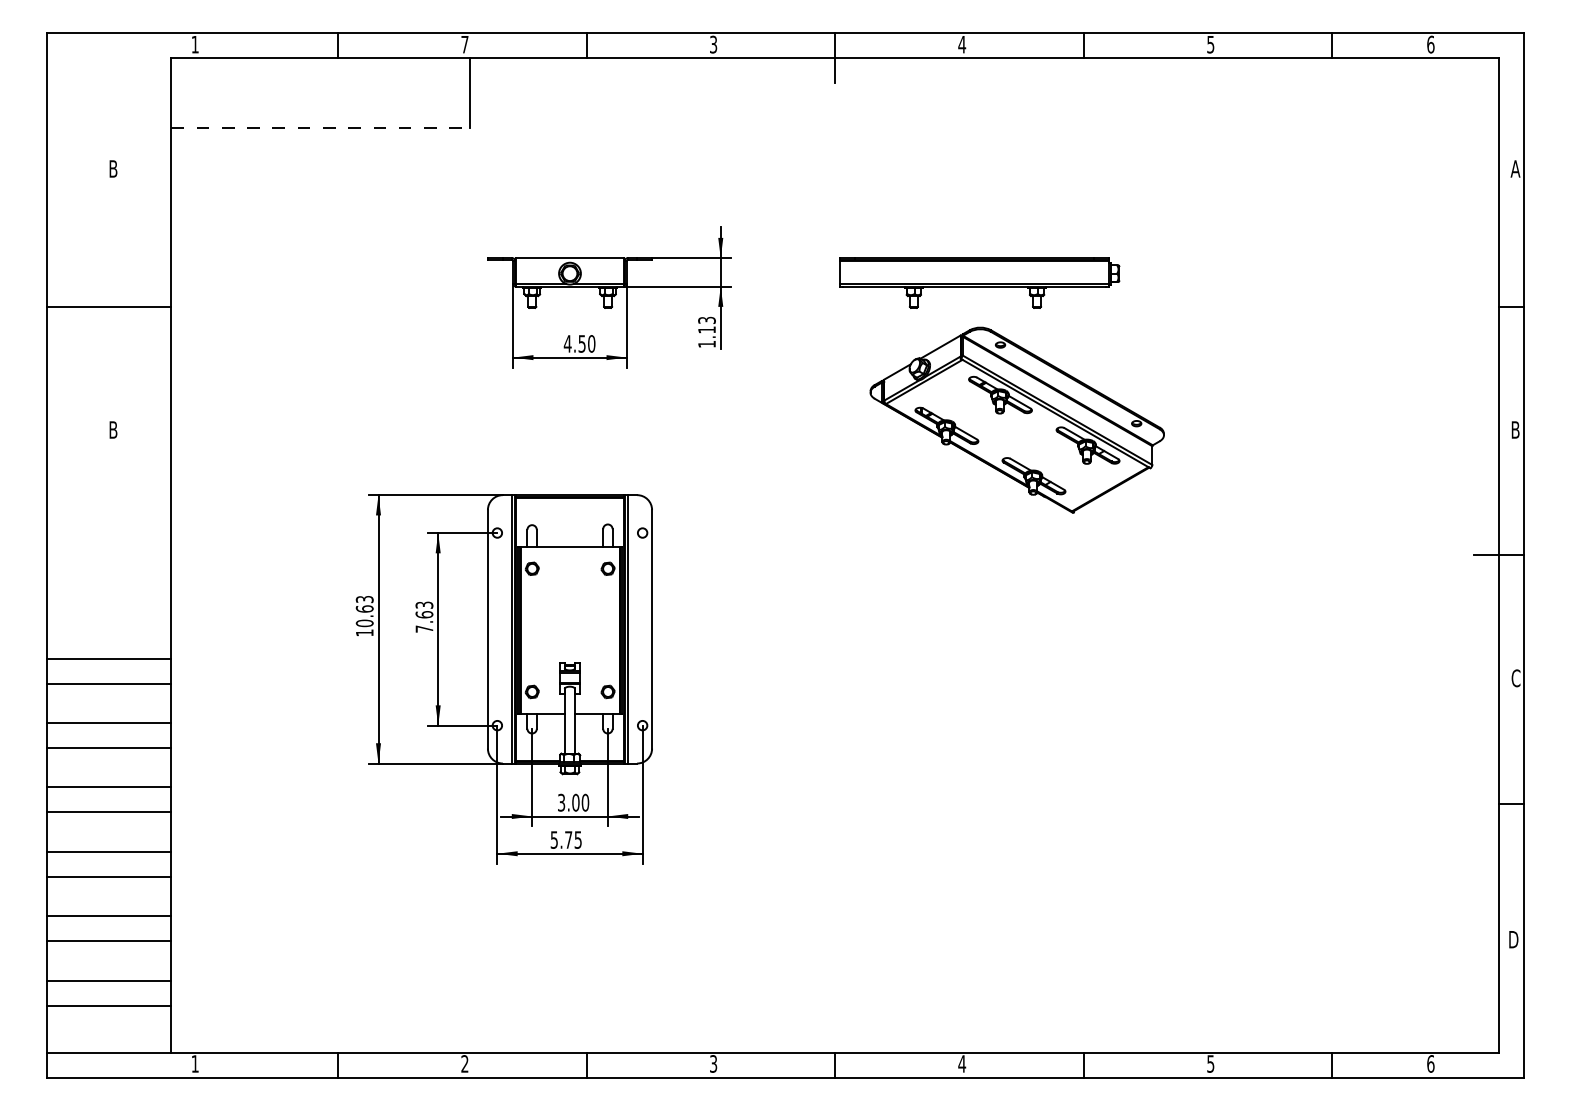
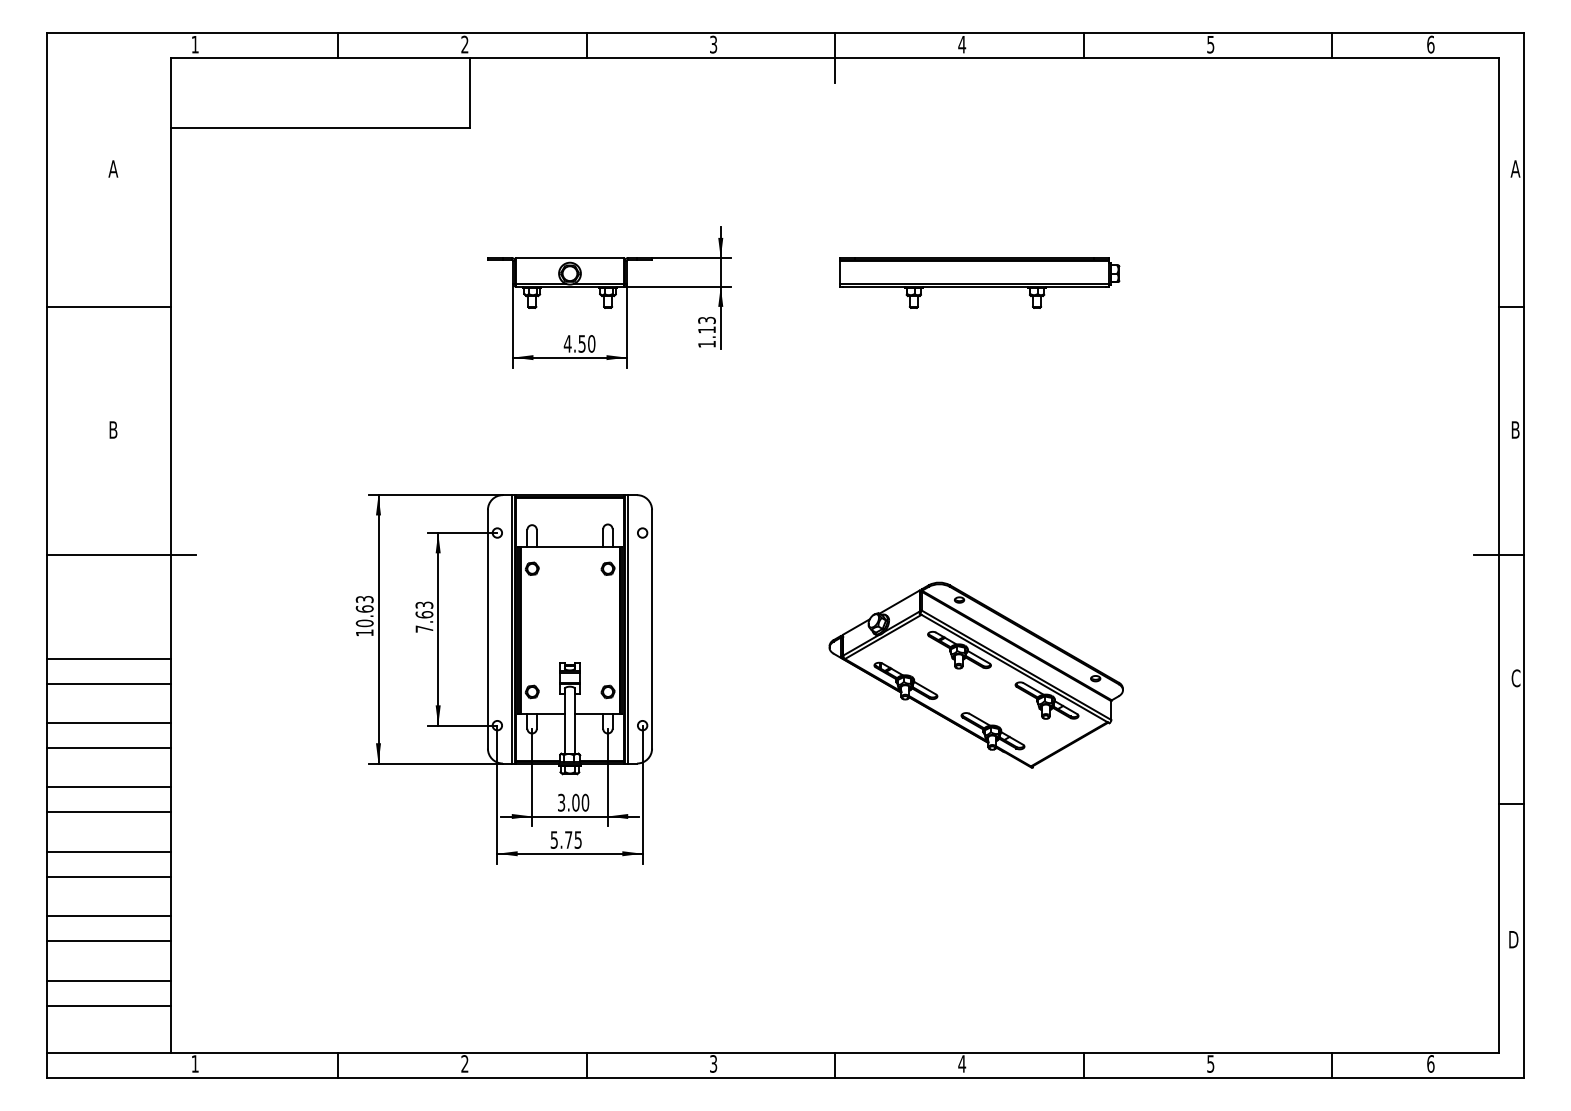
text: 7 -> 2 (464, 44)
line: dashed -> solid (321, 127)
text: B -> A (113, 168)
part position: (1016, 419) -> (975, 674) (975, 674)
line: none -> present (121, 555)
